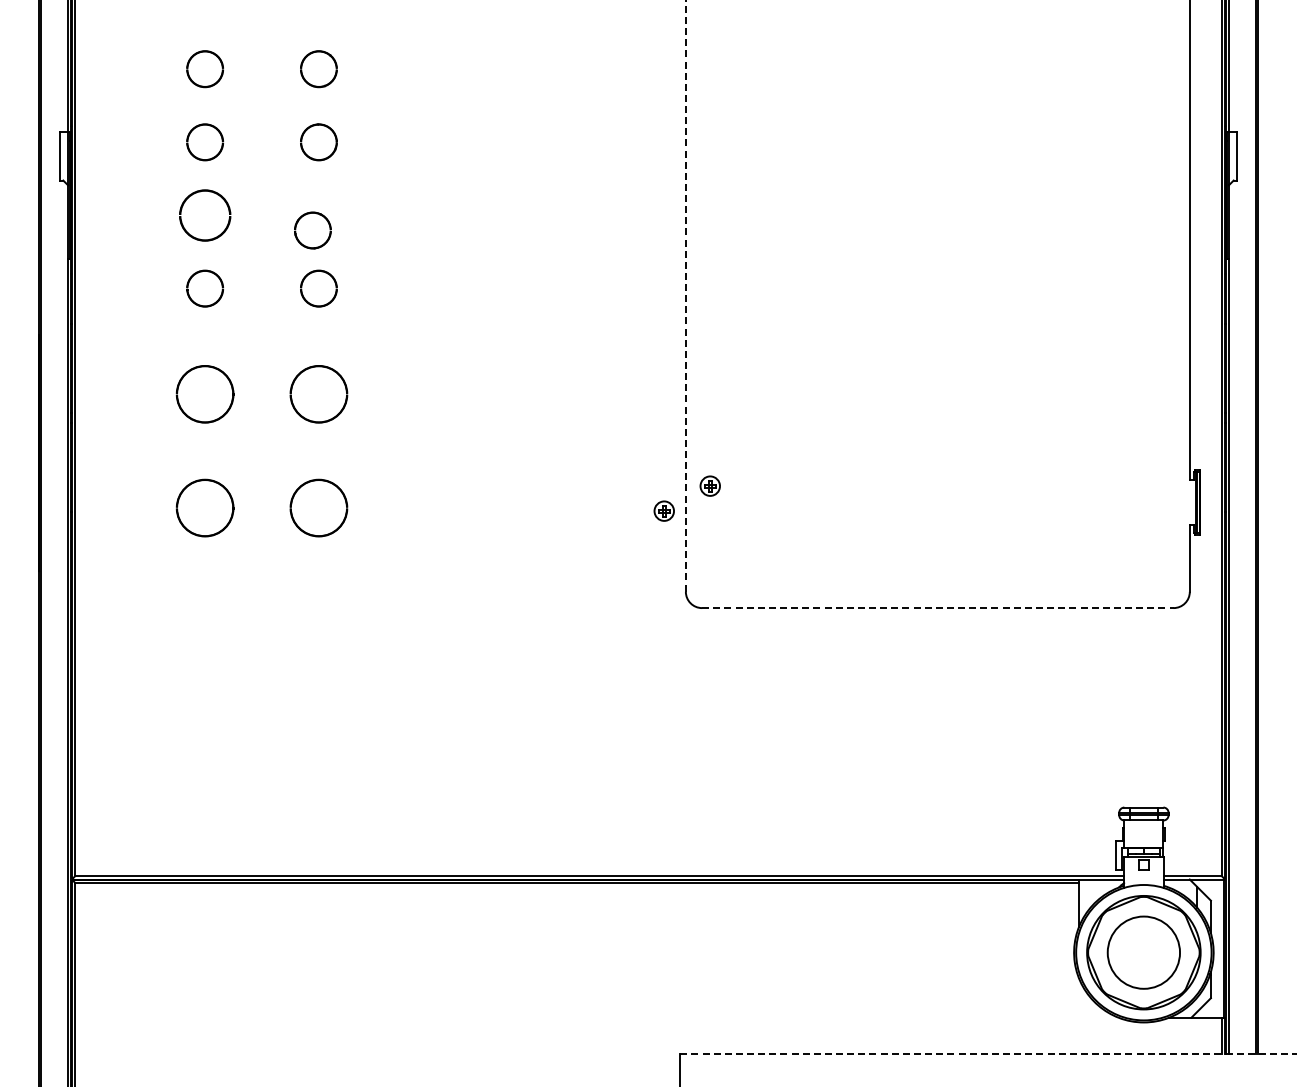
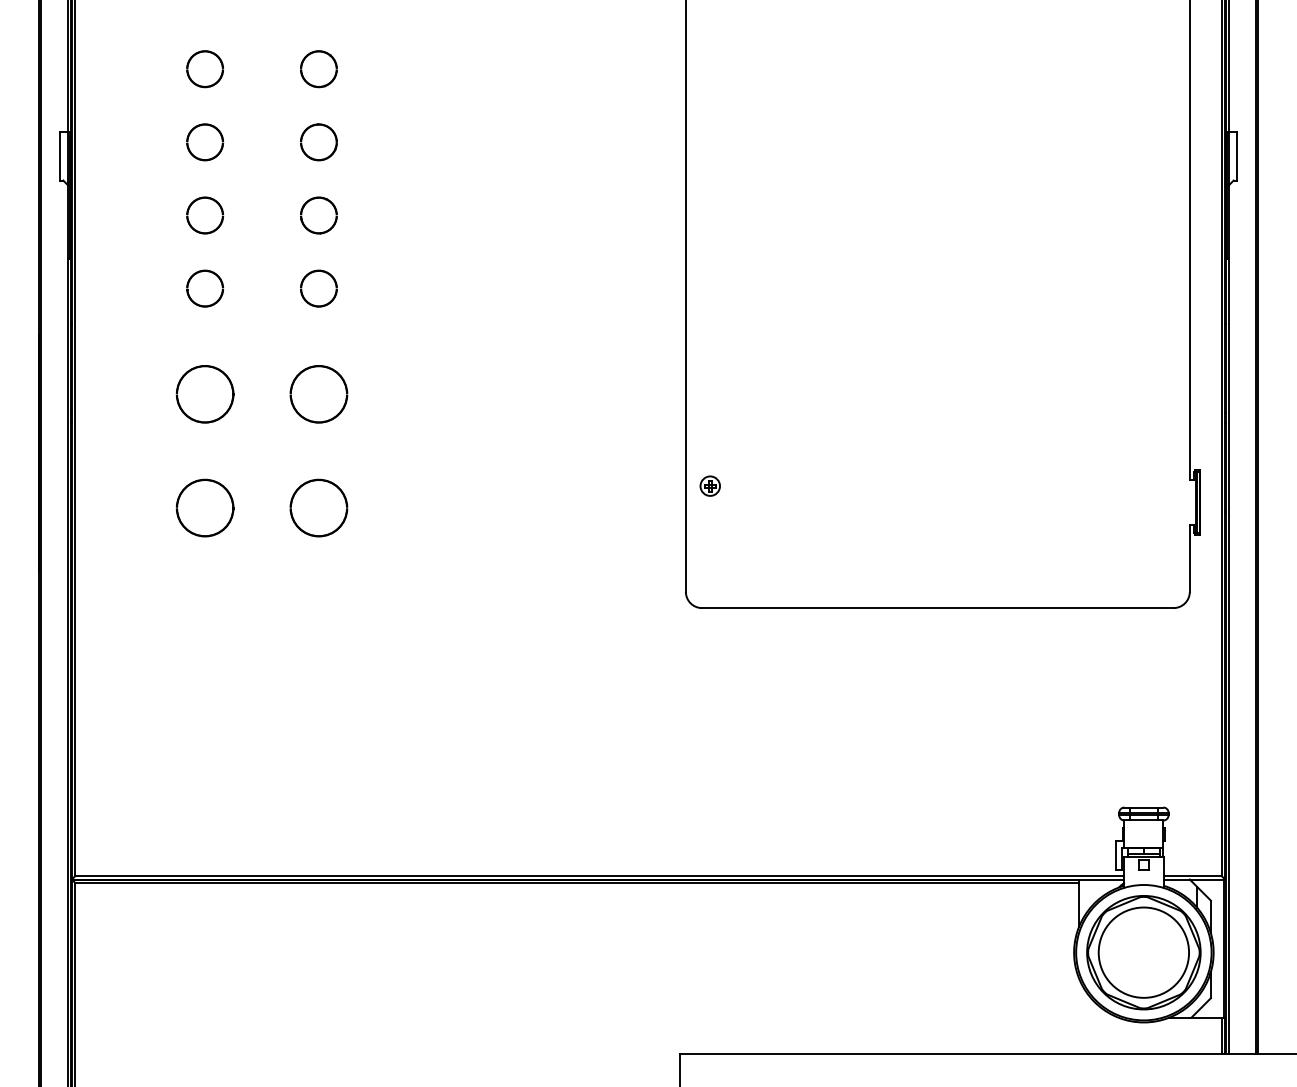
part size: 53x53 px -> 38x39 px (204, 215)
part position: (312, 230) -> (318, 215) (318, 215)
line: dashed -> solid (685, 296)
part: present -> none (663, 510)
line: dashed -> solid (937, 608)
circle diameter: 72 px -> 90 px (1143, 952)
line: dashed -> solid (987, 1054)
